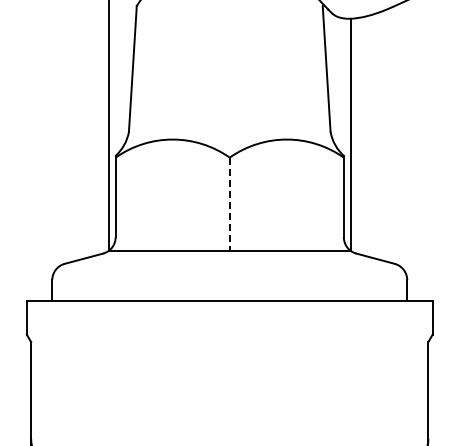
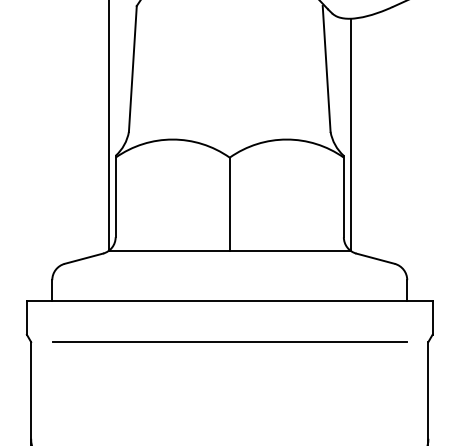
line: dashed -> solid (229, 204)
line: none -> present (229, 342)
